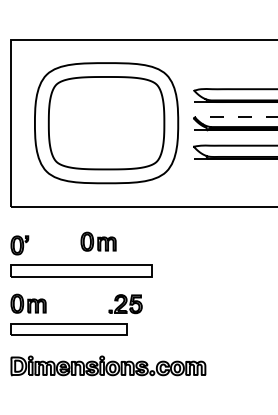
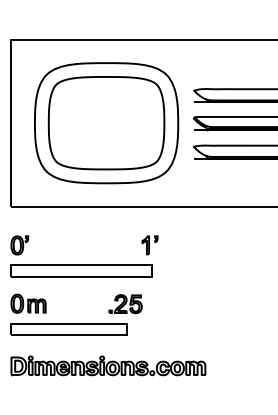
line: dashed -> solid (235, 117)
part: present -> none (98, 241)
part: none -> present (149, 245)
